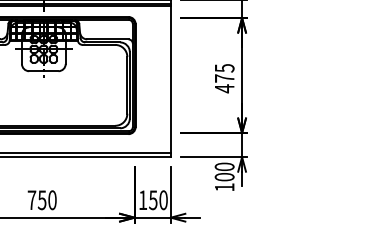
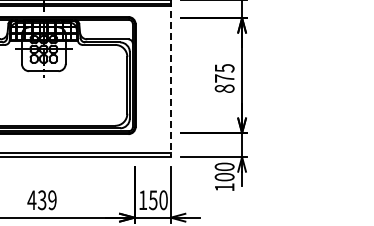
line: solid -> dashed (170, 79)
text: 475 -> 875 (224, 88)
text: 750 -> 439 (41, 200)
